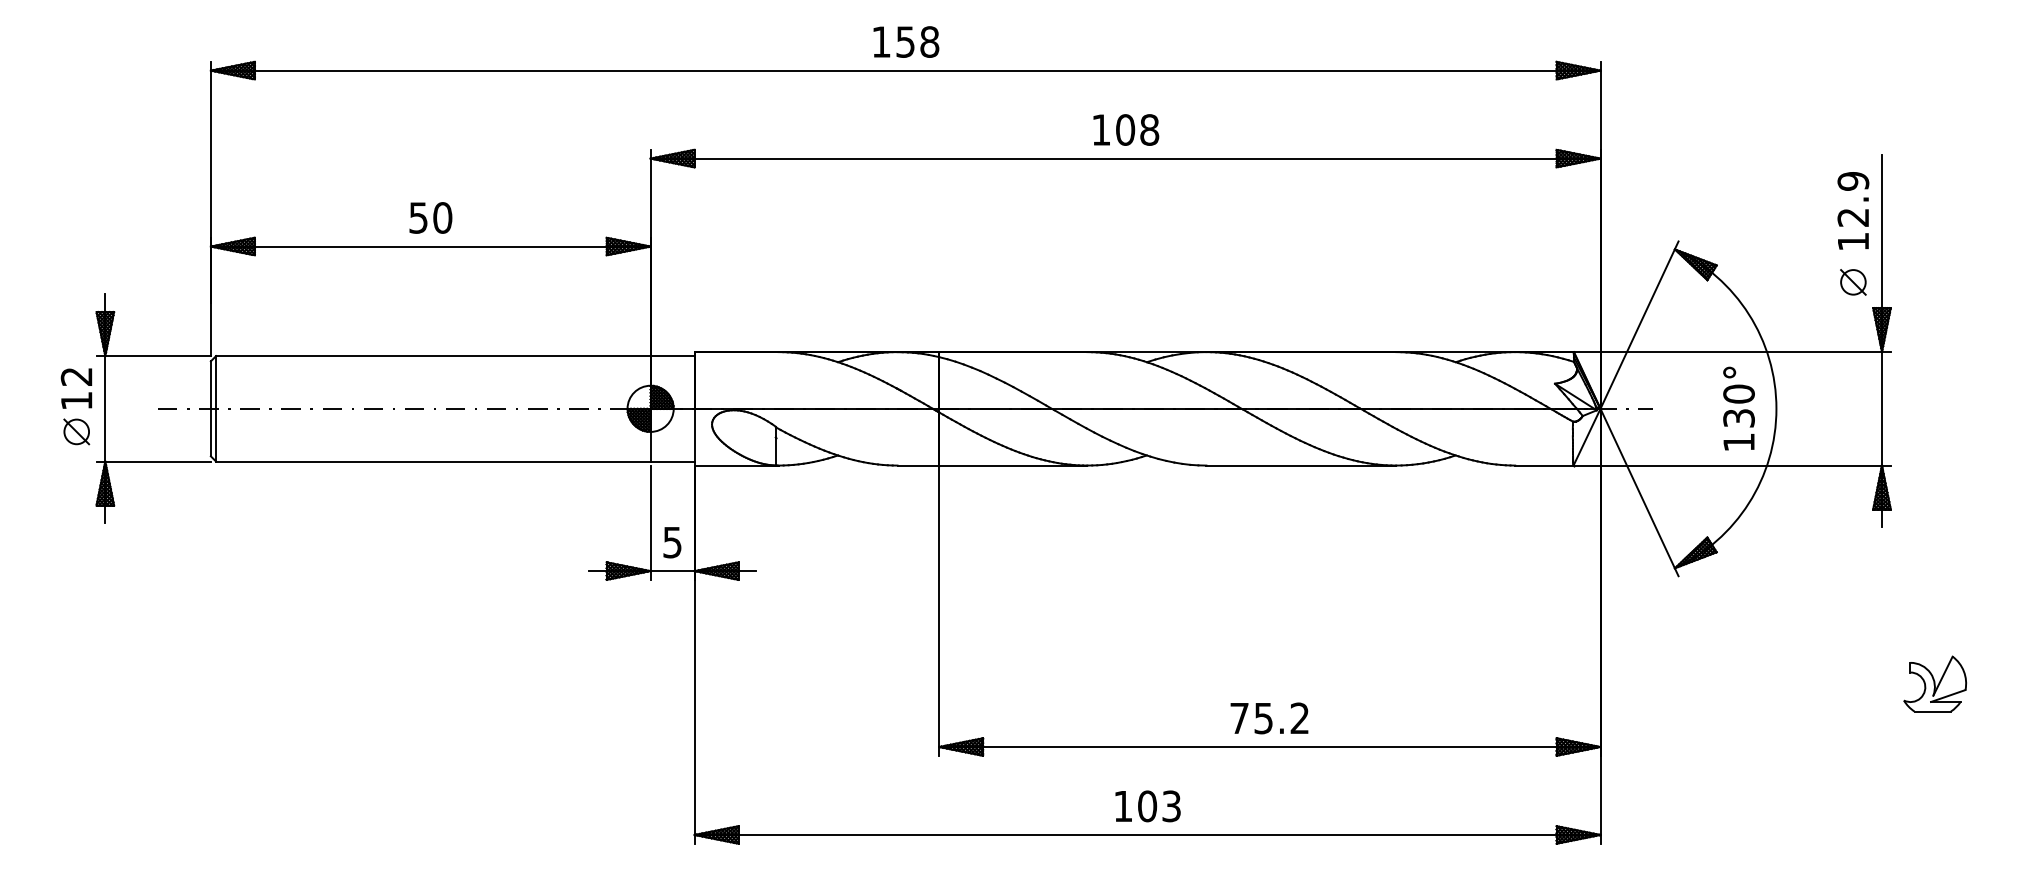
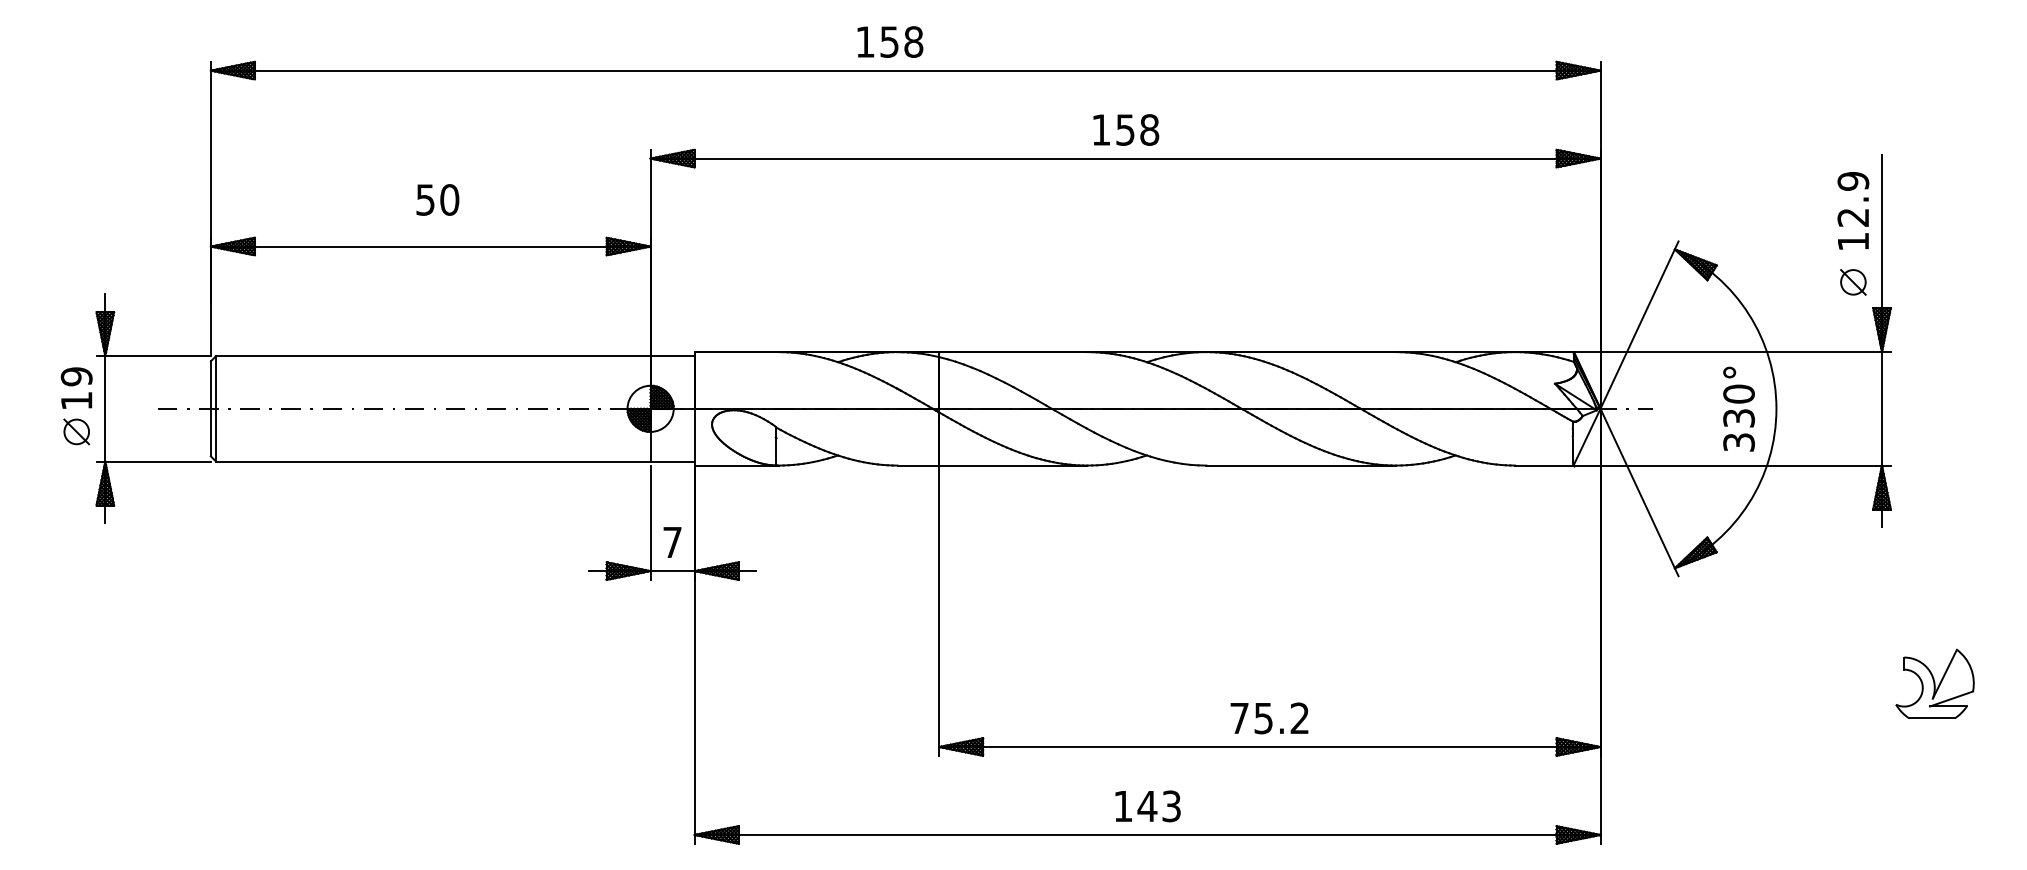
text position: (906, 41) -> (890, 41) (890, 41)
text: 108 -> 158 (1125, 129)
text position: (430, 217) -> (437, 199) (437, 199)
text: 12 -> 19 (76, 376)
text: 130° -> 330° (1738, 442)
text: 5 -> 7 (672, 542)
part size: 65x58 px -> 80x71 px (1934, 683)
text: 103 -> 143 (1147, 806)
